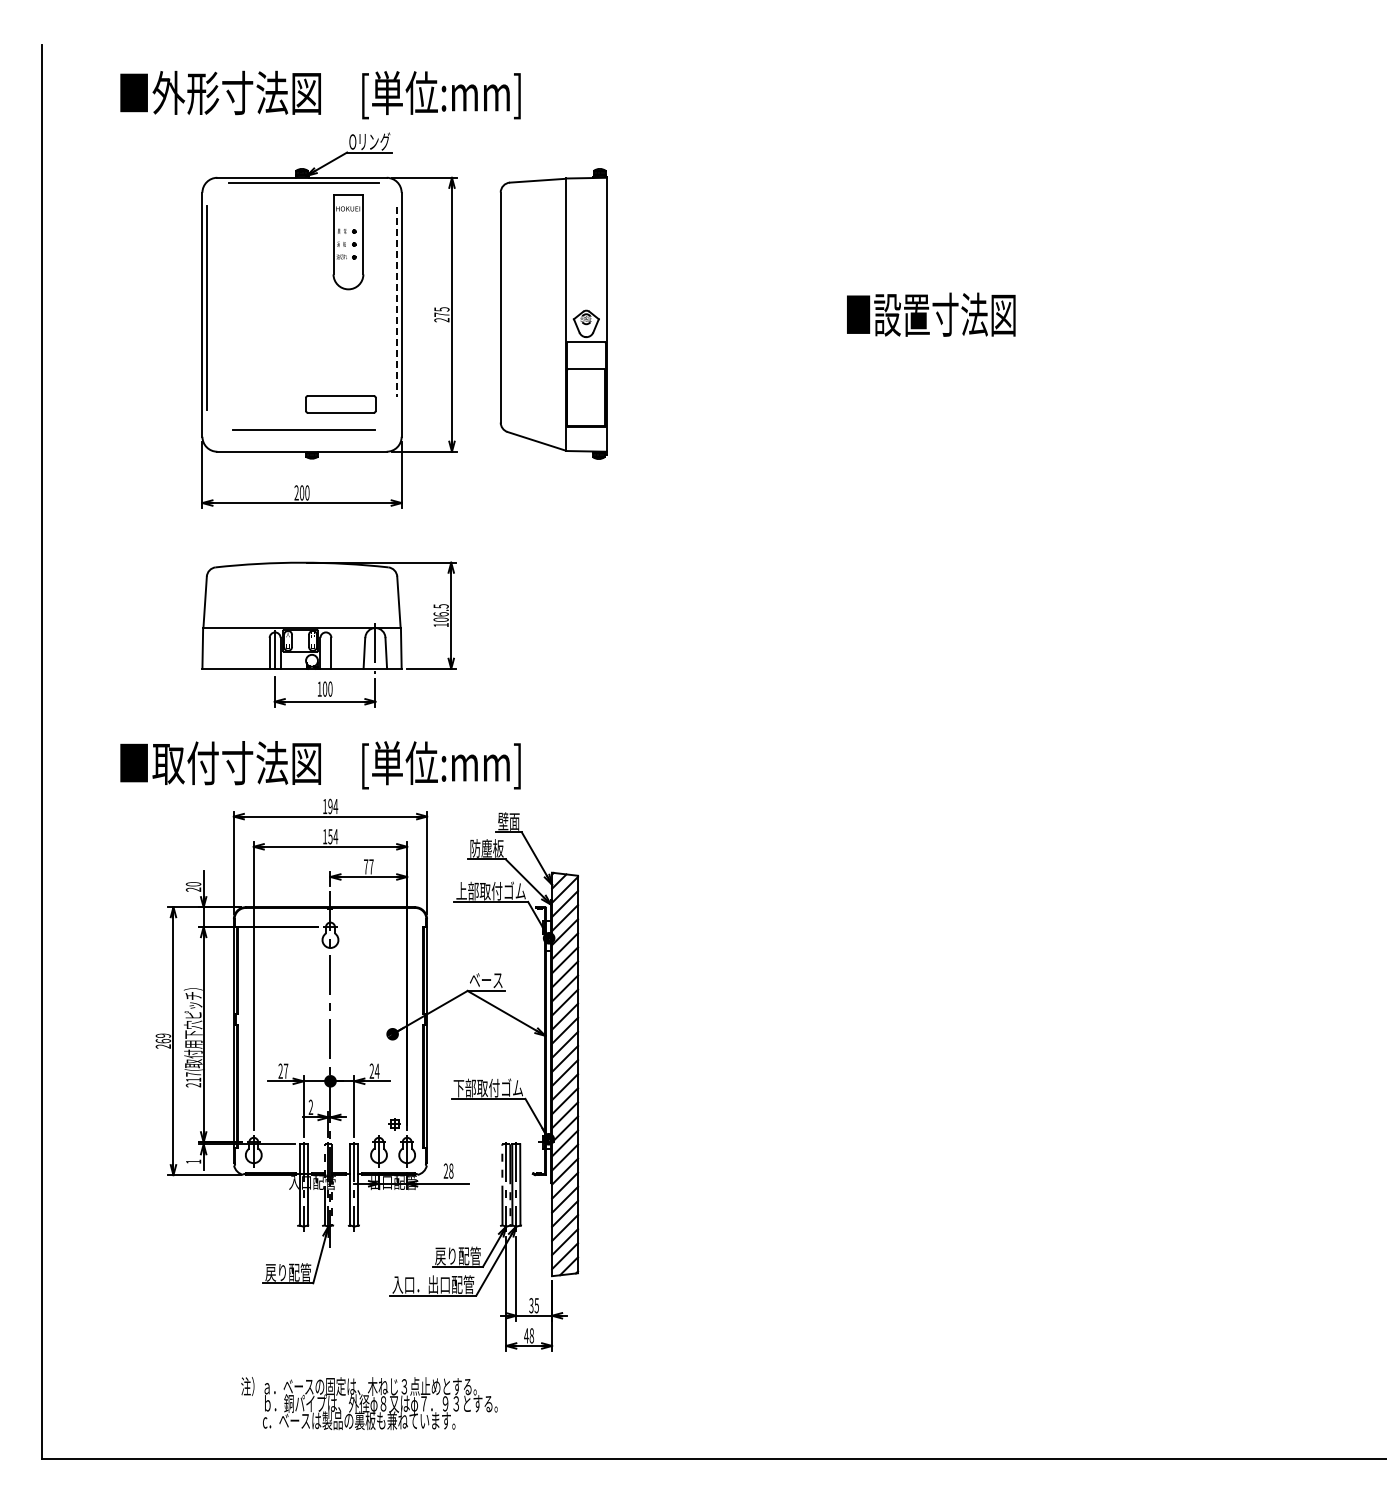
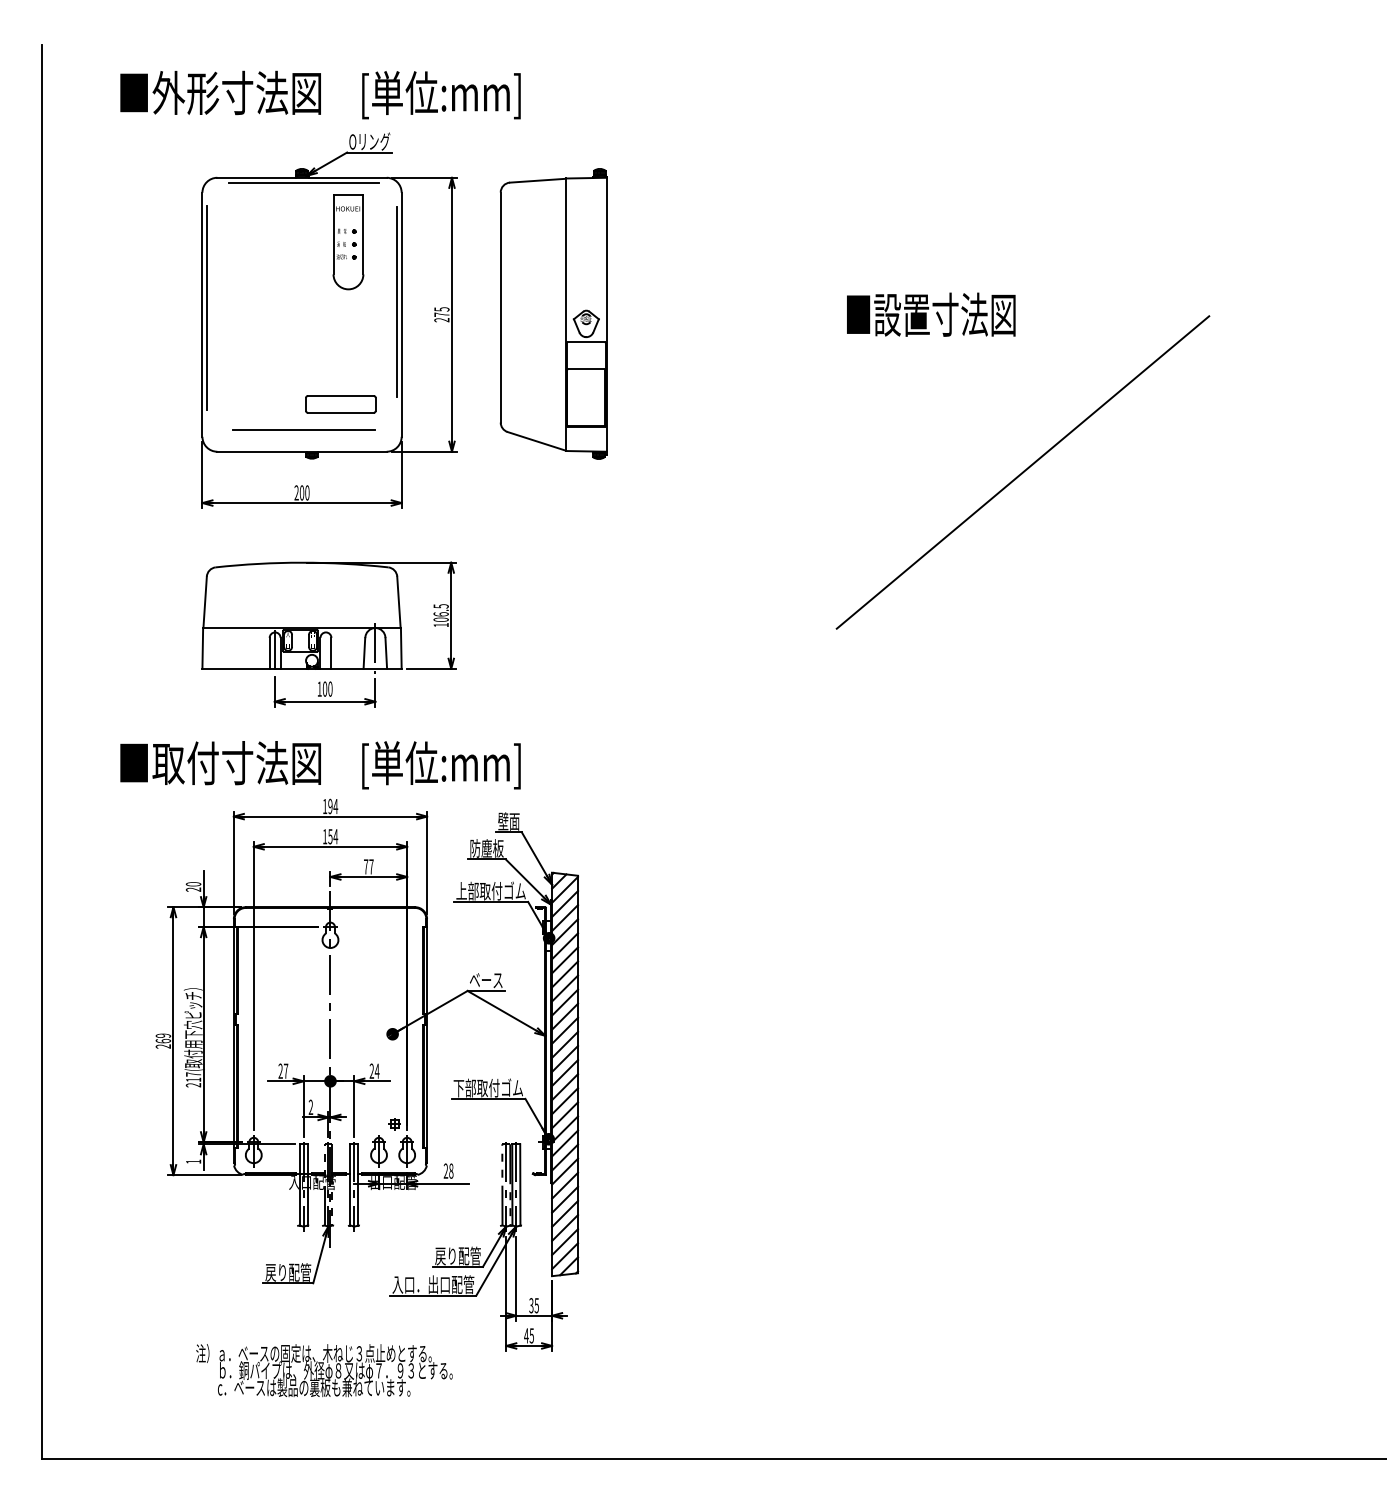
line: dashed -> solid (396, 302)
line: none -> present (1022, 472)
text: 48 -> 45 (531, 1335)
text position: (369, 1403) -> (324, 1370) (324, 1370)
